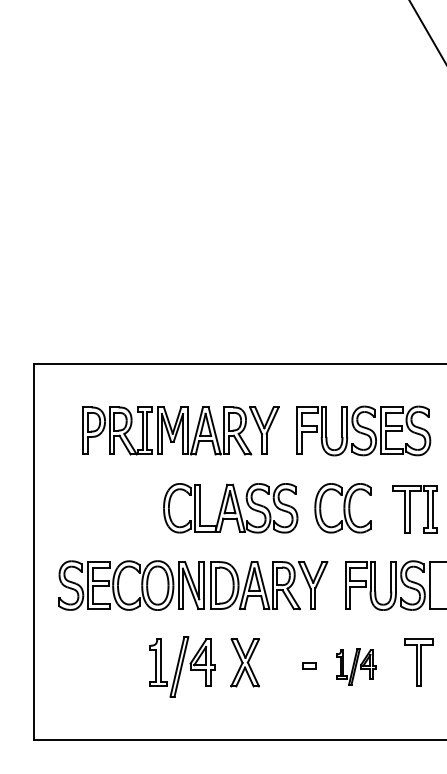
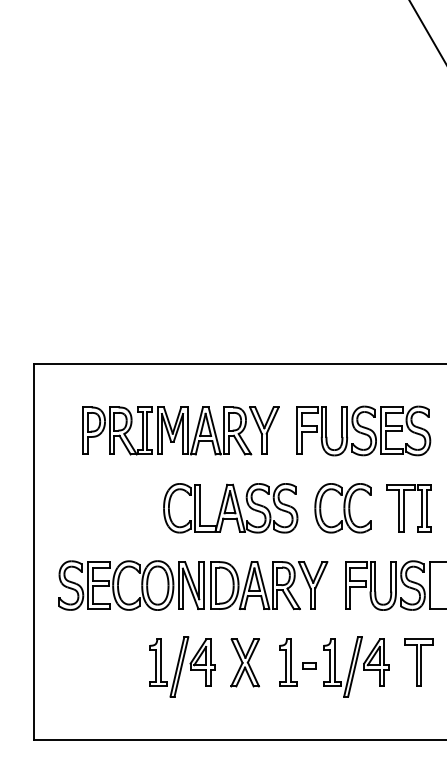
part position: (414, 509) -> (408, 508) (408, 508)
part: none -> present (288, 662)
part size: 41x38 px -> 67x62 px (356, 666)
